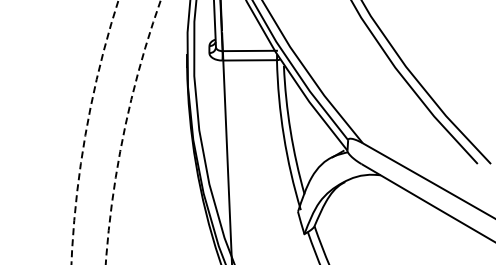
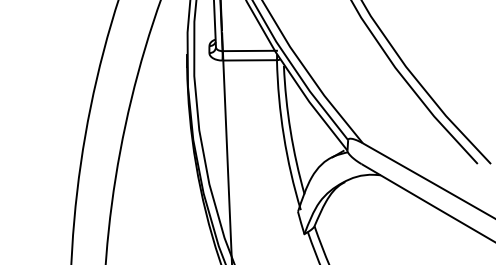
arc: dashed -> solid (124, 130)
arc: dashed -> solid (86, 131)
